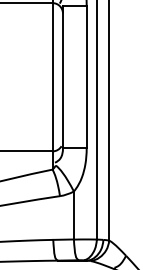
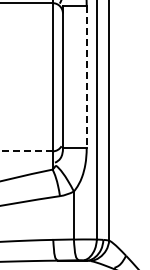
line: solid -> dashed (86, 77)
line: solid -> dashed (26, 151)
